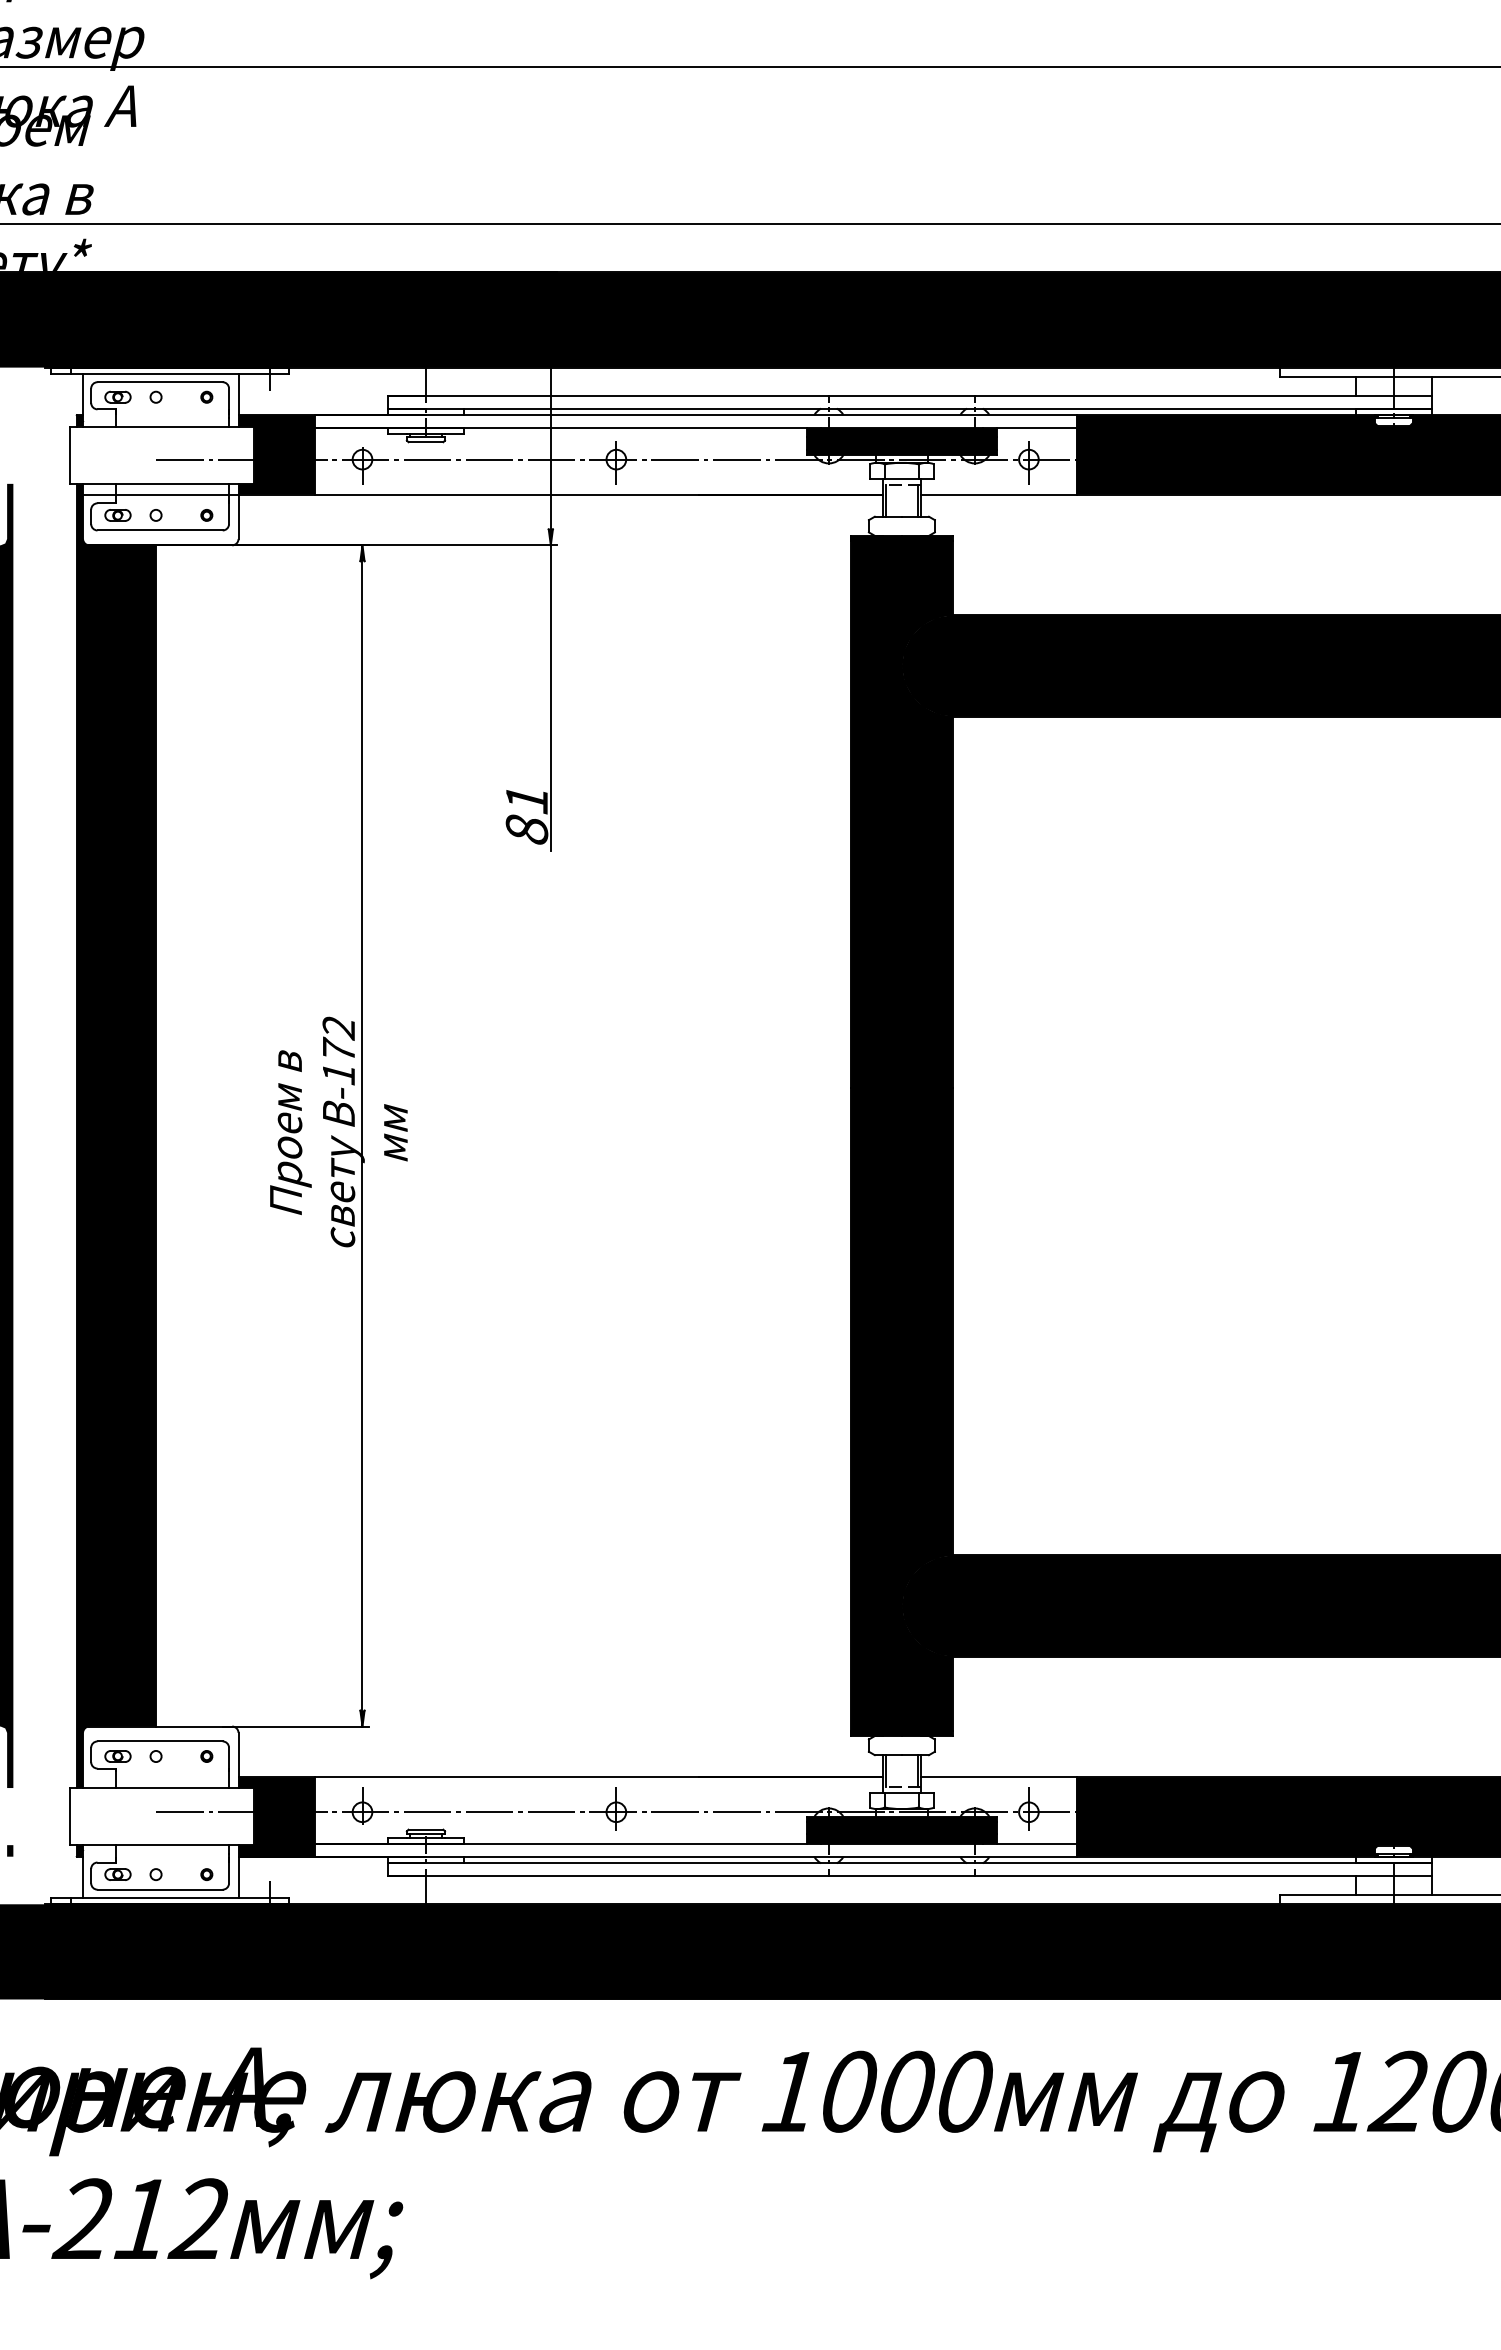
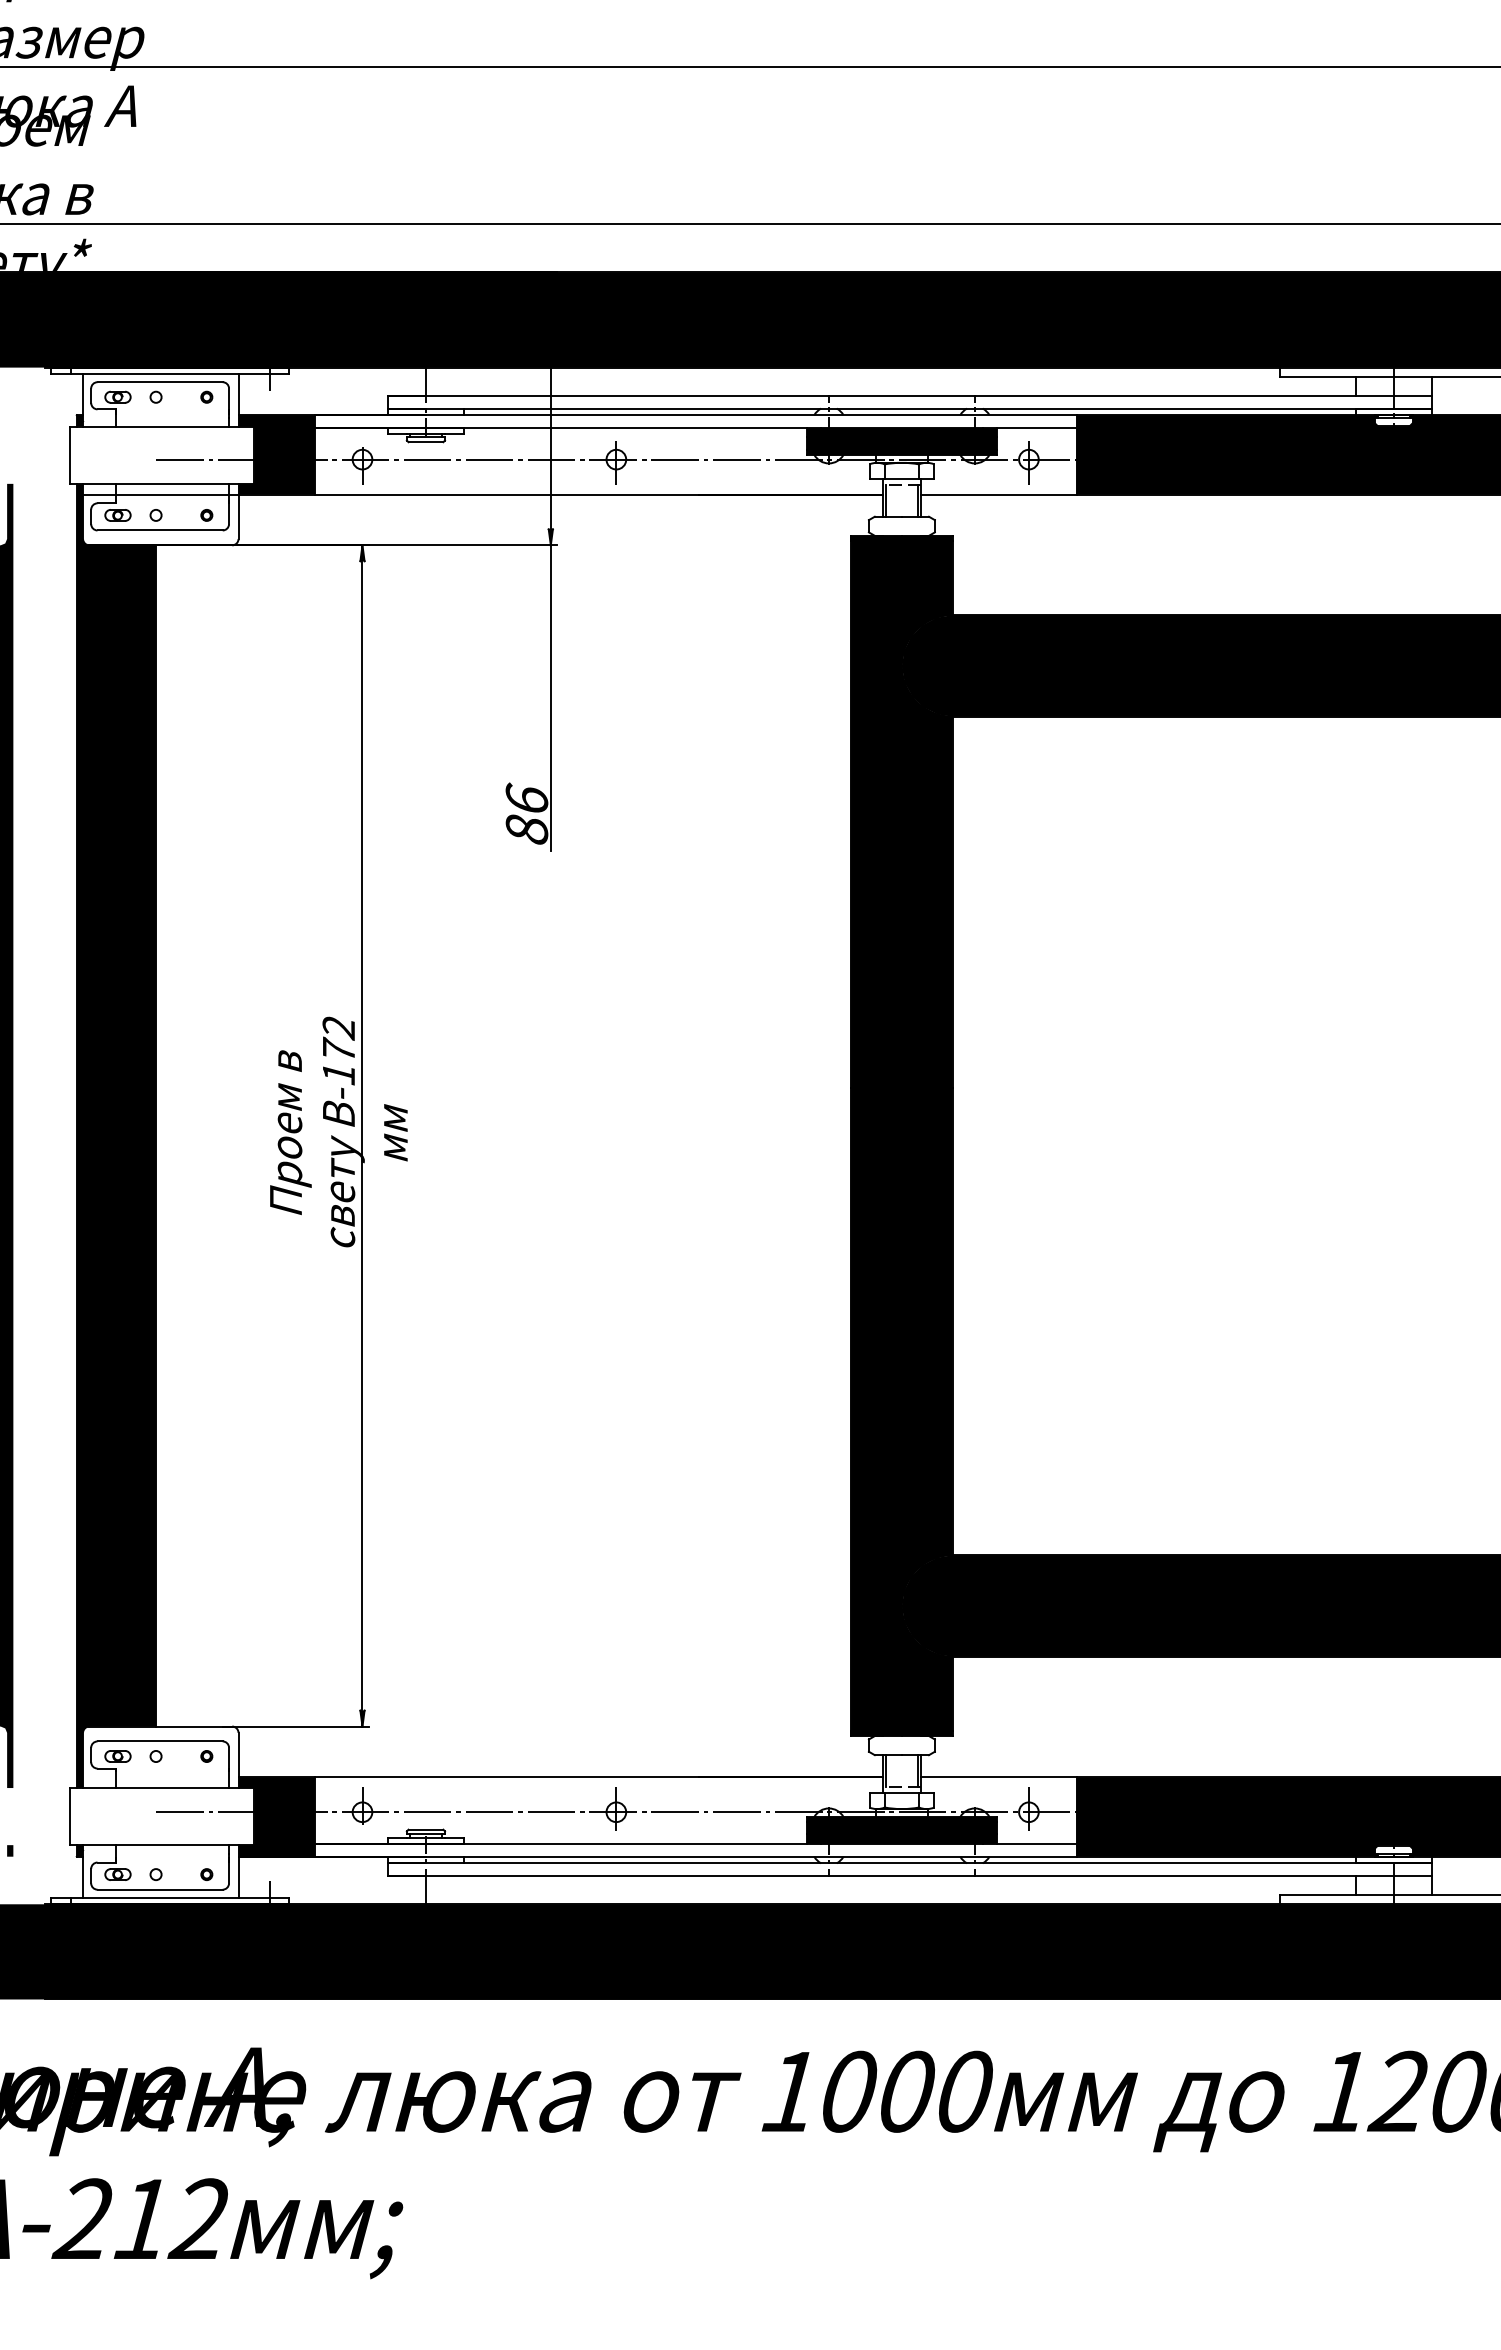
text: 81 -> 86 (526, 798)
